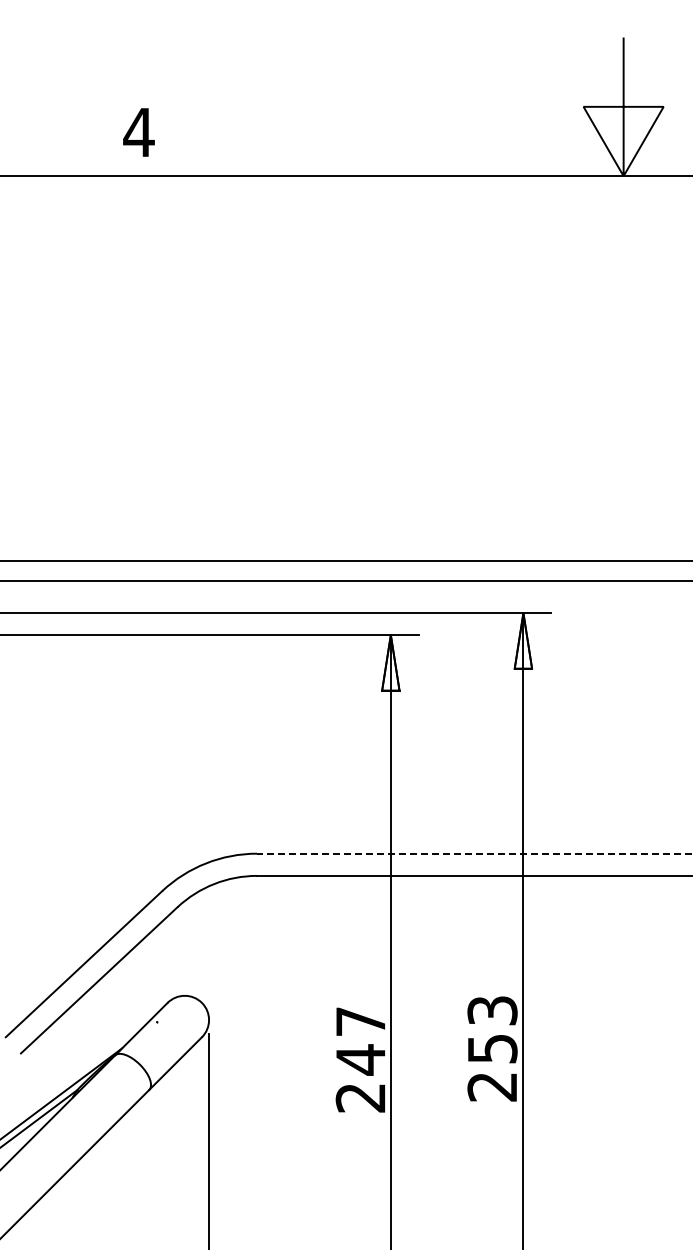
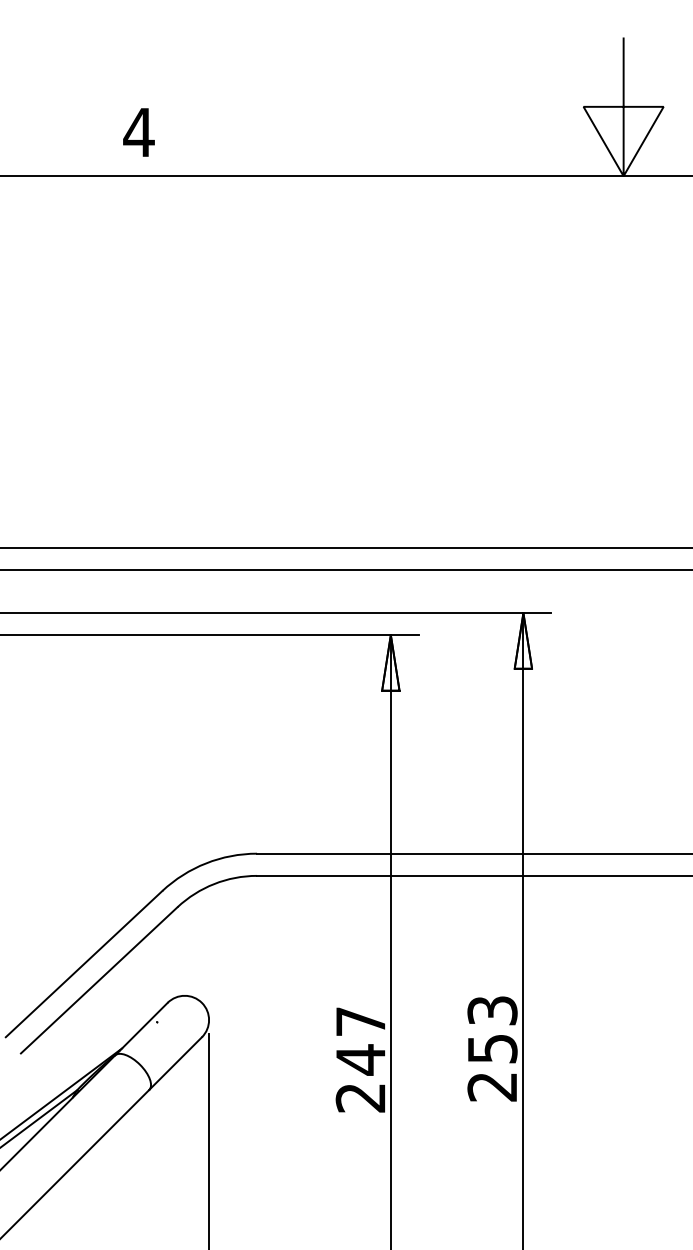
line position: (345, 561) -> (345, 548) (345, 548)
line position: (345, 581) -> (345, 570) (345, 570)
line: dashed -> solid (474, 853)
